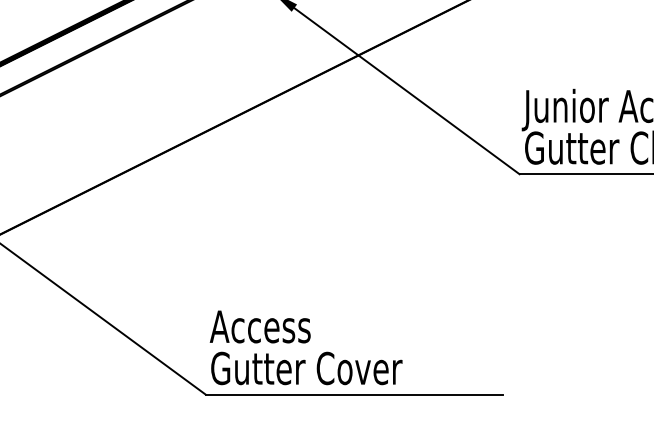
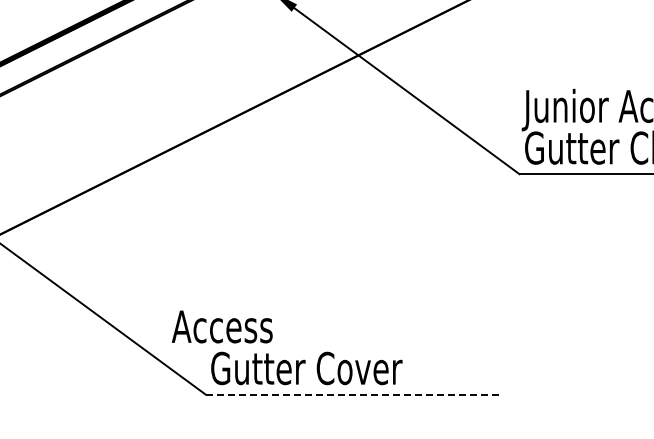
text position: (259, 326) -> (221, 326) (221, 326)
line: solid -> dashed (354, 394)
